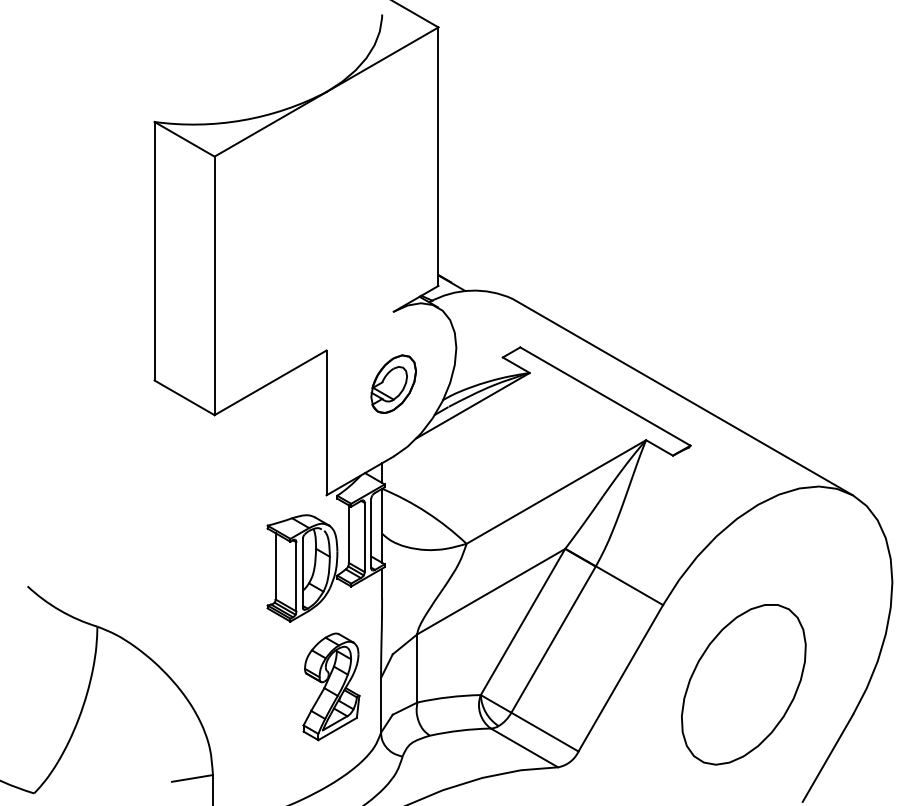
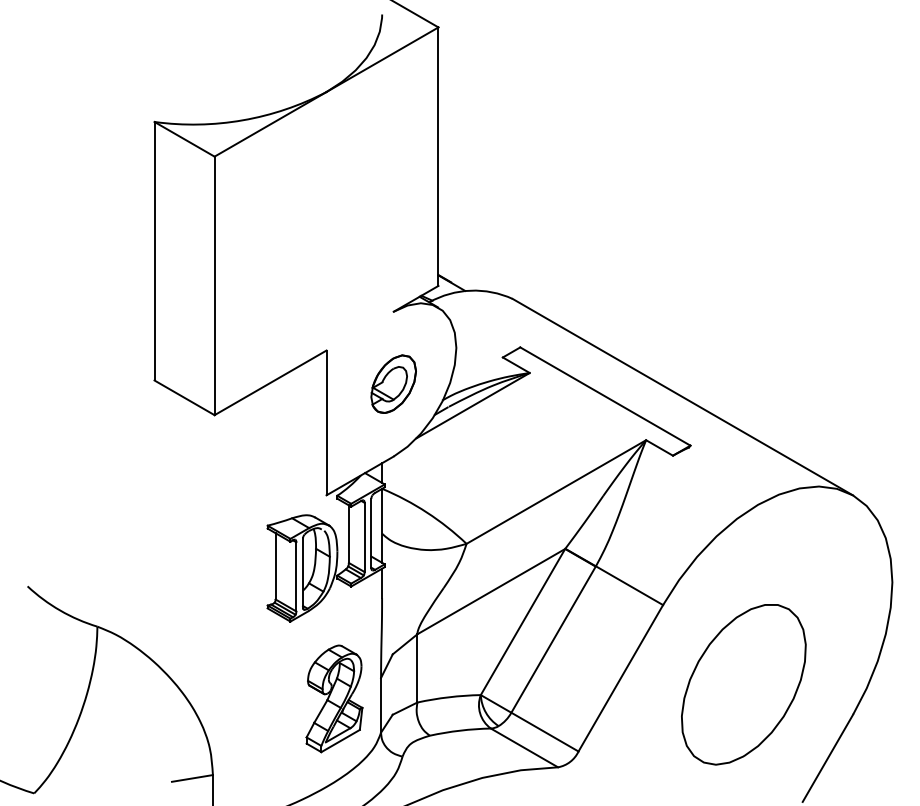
part position: (331, 686) -> (334, 698) (334, 698)
